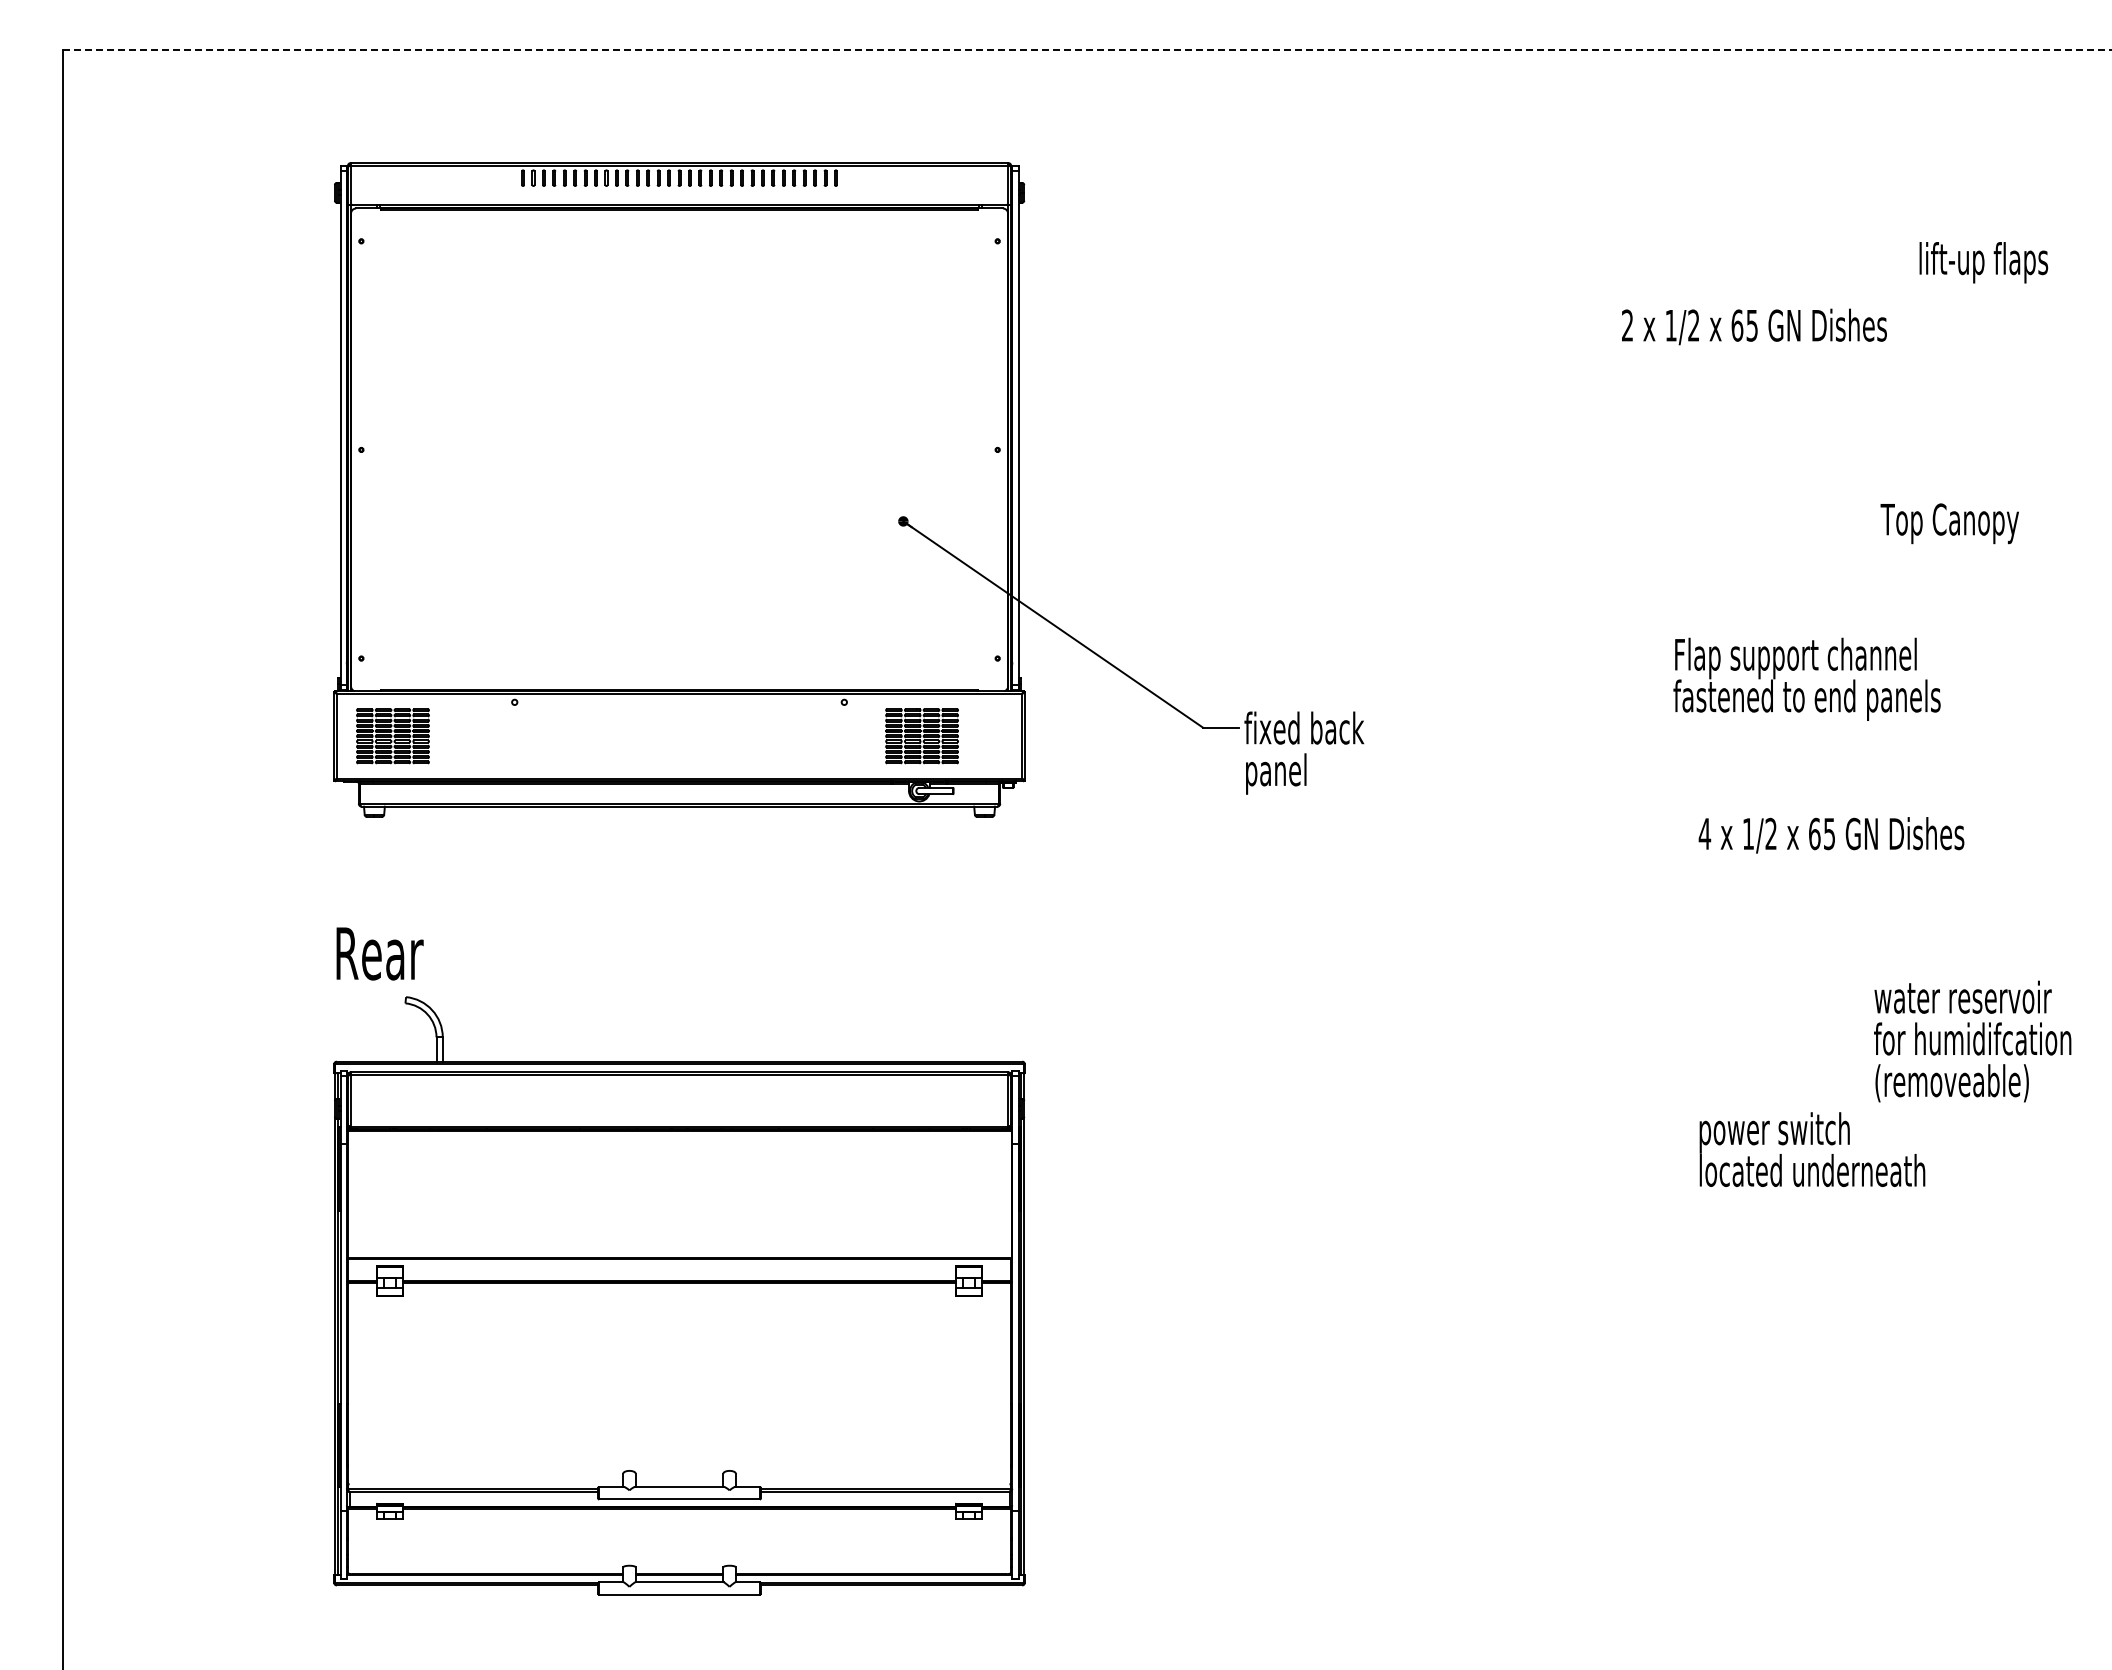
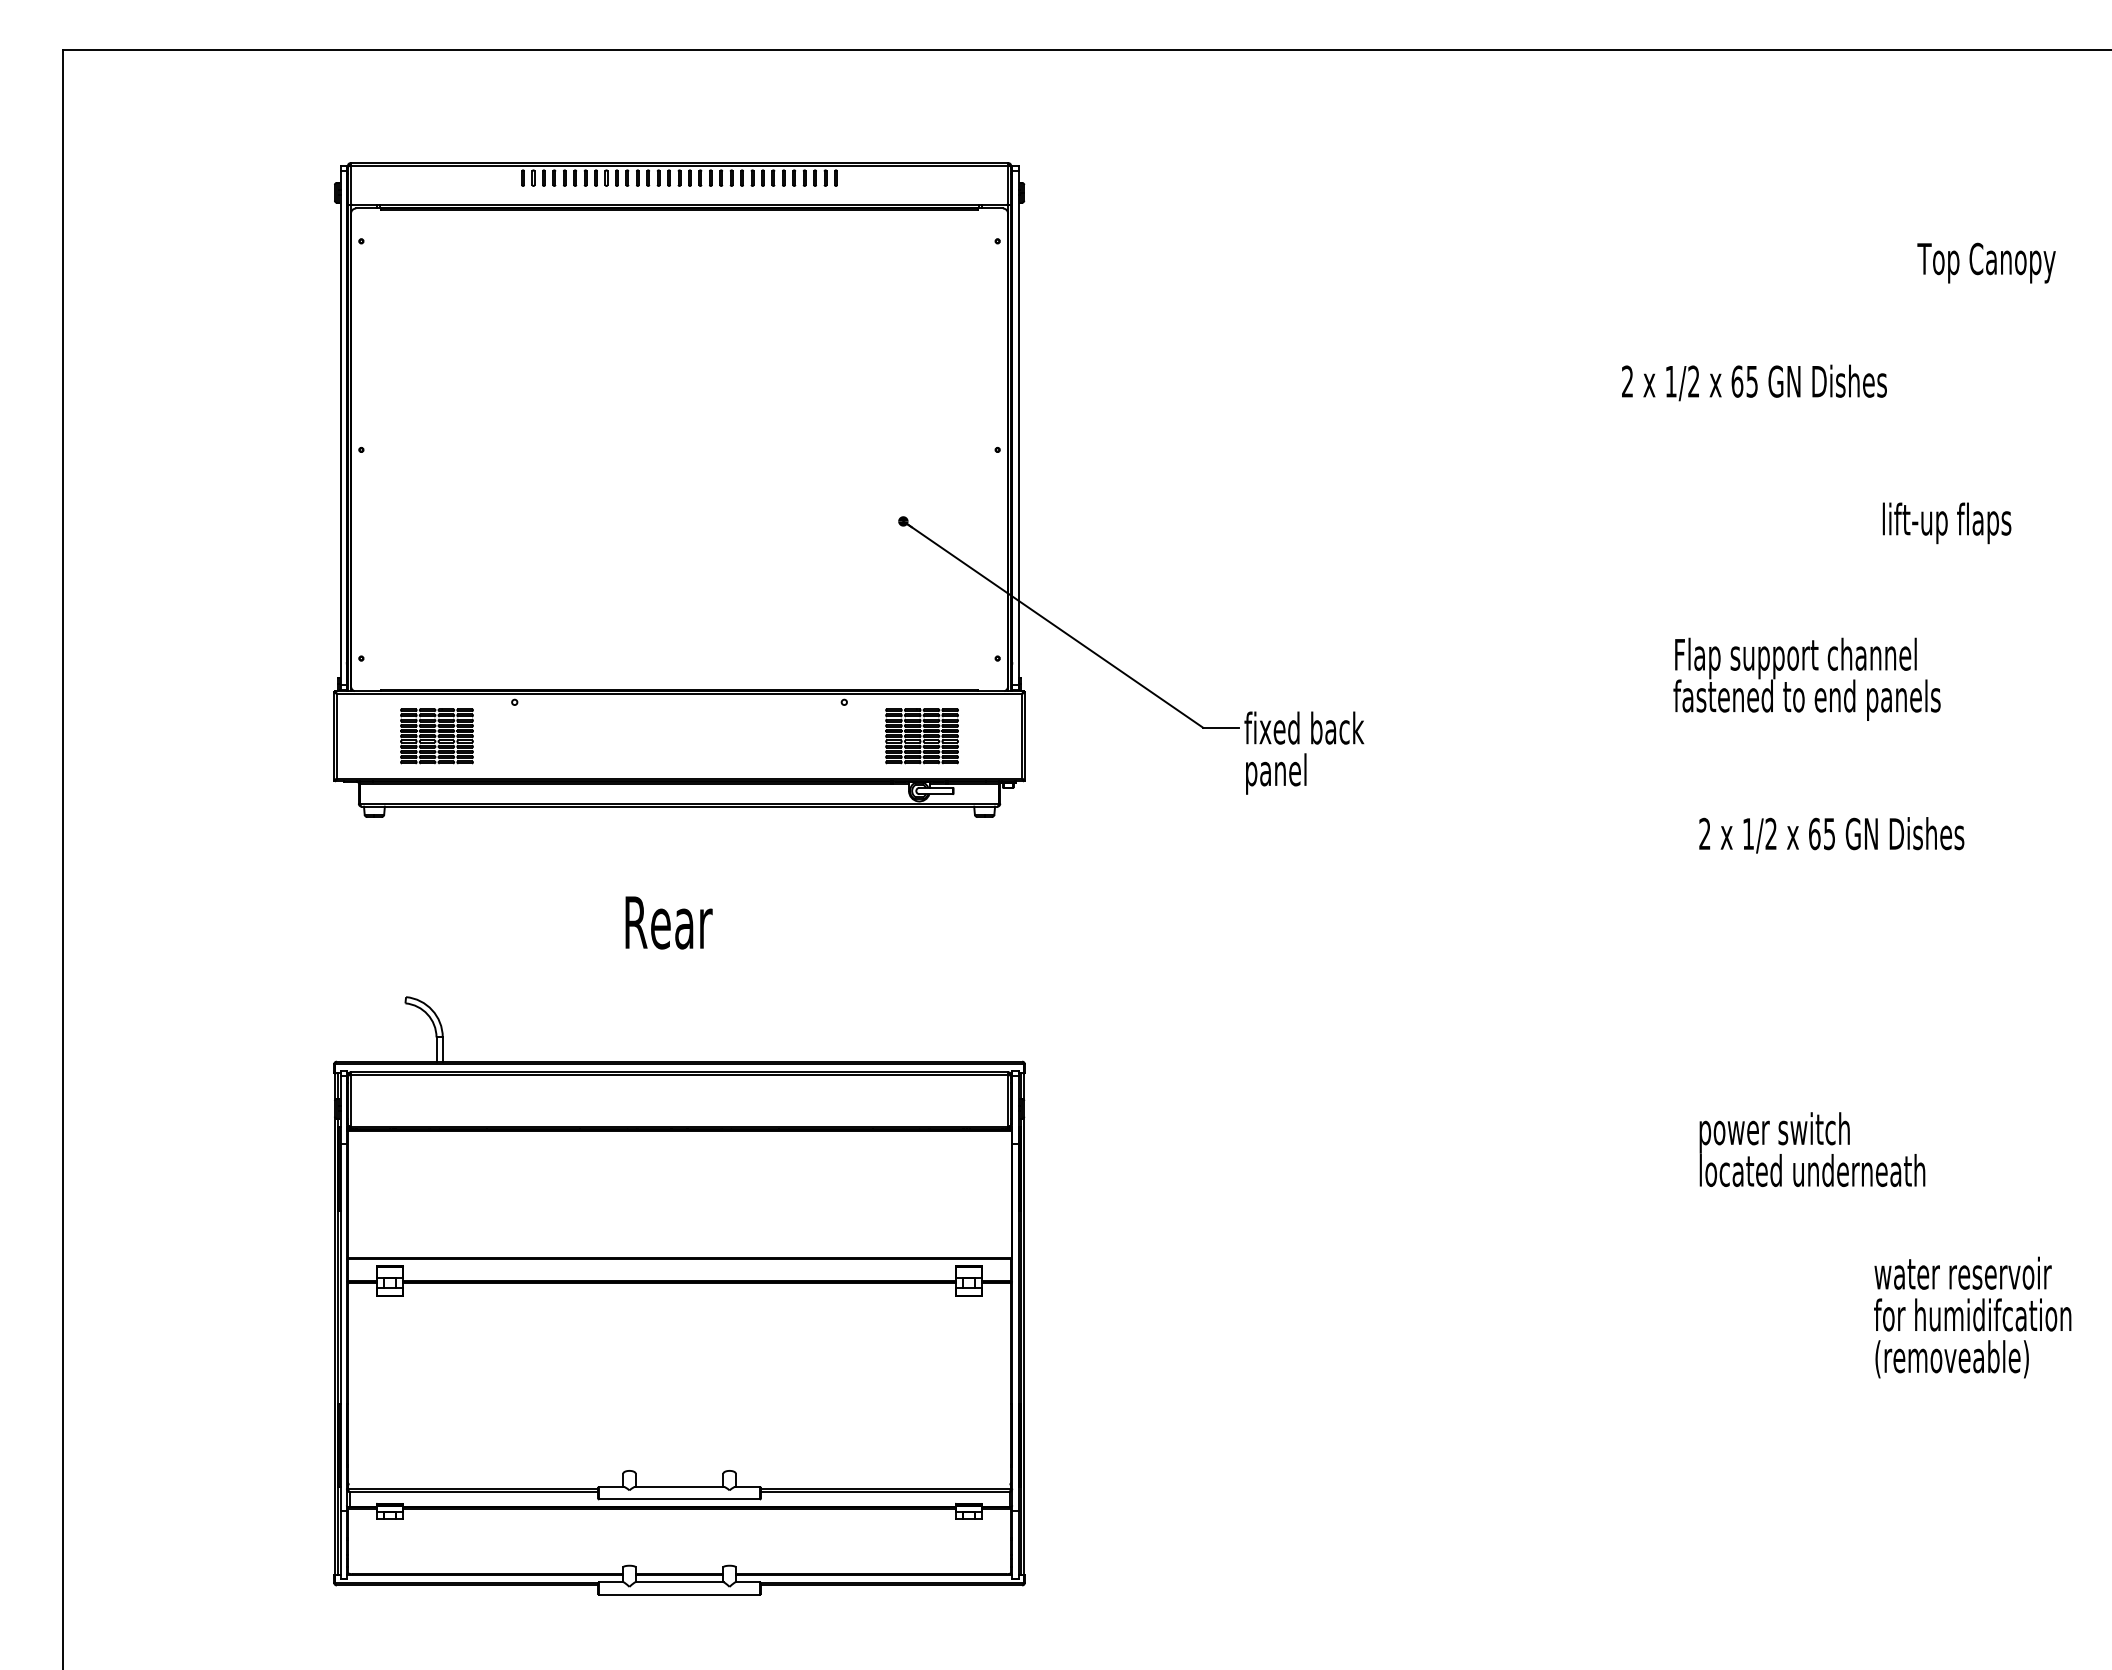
line: dashed -> solid (1087, 50)
text: lift-up flaps -> Top Canopy (1986, 262)
text position: (1754, 326) -> (1754, 382) (1754, 382)
text: Top Canopy -> lift-up flaps (1949, 523)
part position: (392, 736) -> (436, 736) (436, 736)
text: 4 -> 2 (1704, 833)
text position: (379, 953) -> (668, 922) (668, 922)
text position: (1972, 1041) -> (1972, 1317) (1972, 1317)
